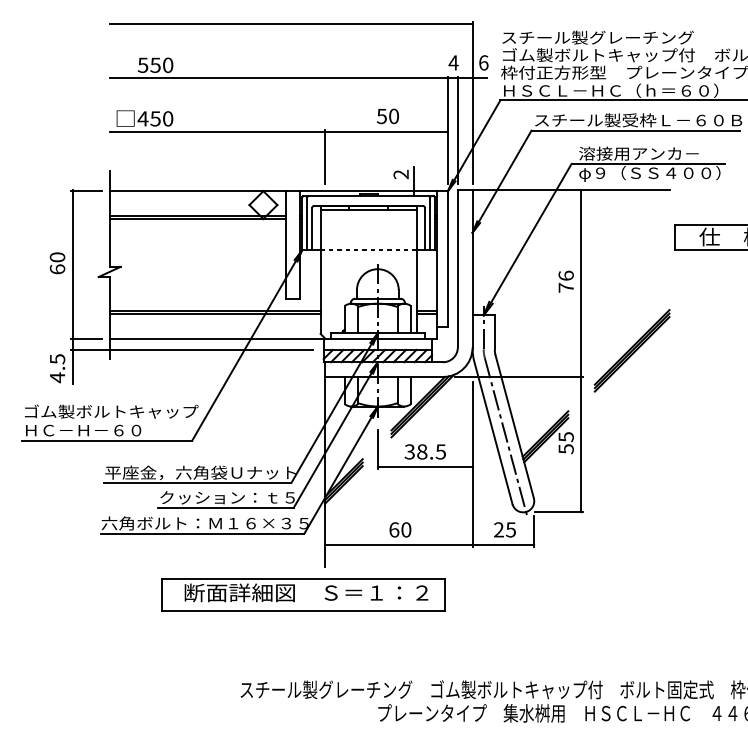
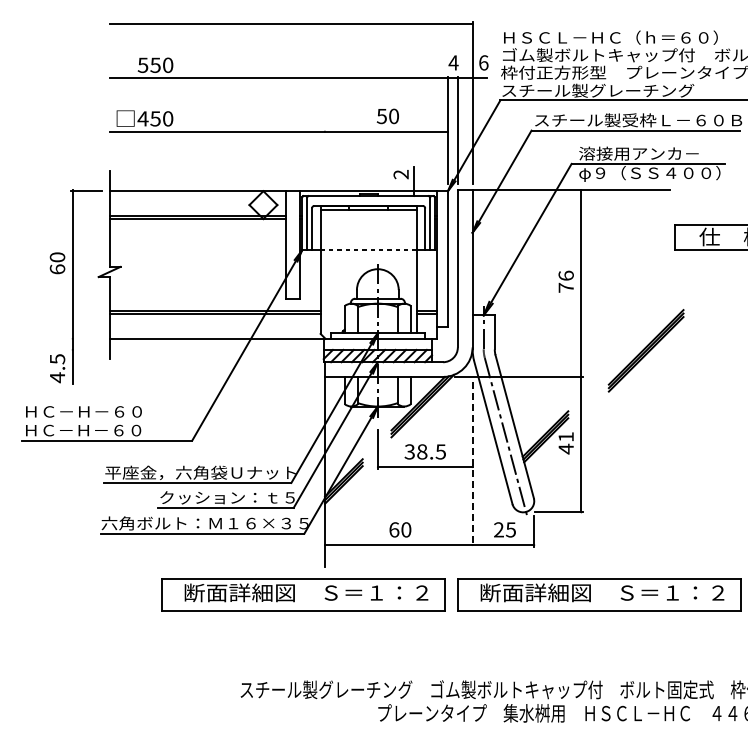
text: スチール製グレーチング -> ＨＳＣＬ－ＨＣ（ｈ＝６０） (609, 37)
text: ＨＳＣＬ－ＨＣ（ｈ＝６０） -> スチール製グレーチング (610, 90)
line: present -> none (324, 156)
line: present -> none (86, 338)
line: present -> none (191, 349)
part position: (631, 350) -> (645, 350) (645, 350)
text: ゴム製ボルトキャップ -> ＨＣ－Ｈ－６０ (111, 411)
text: 55 -> 41 (565, 443)
line: solid -> dashed (472, 464)
part: none -> present (599, 594)
